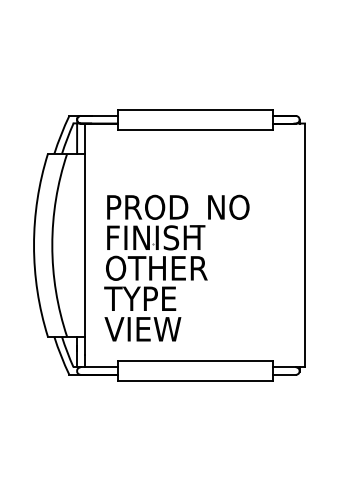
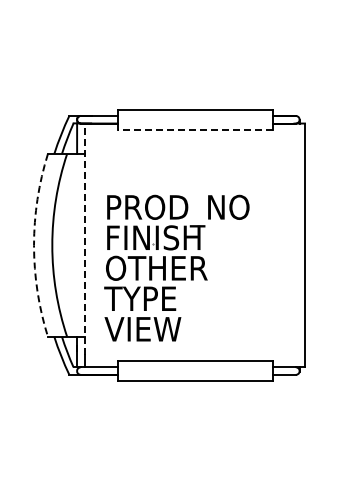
line: solid -> dashed (195, 129)
line: solid -> dashed (84, 239)
arc: solid -> dashed (34, 245)
